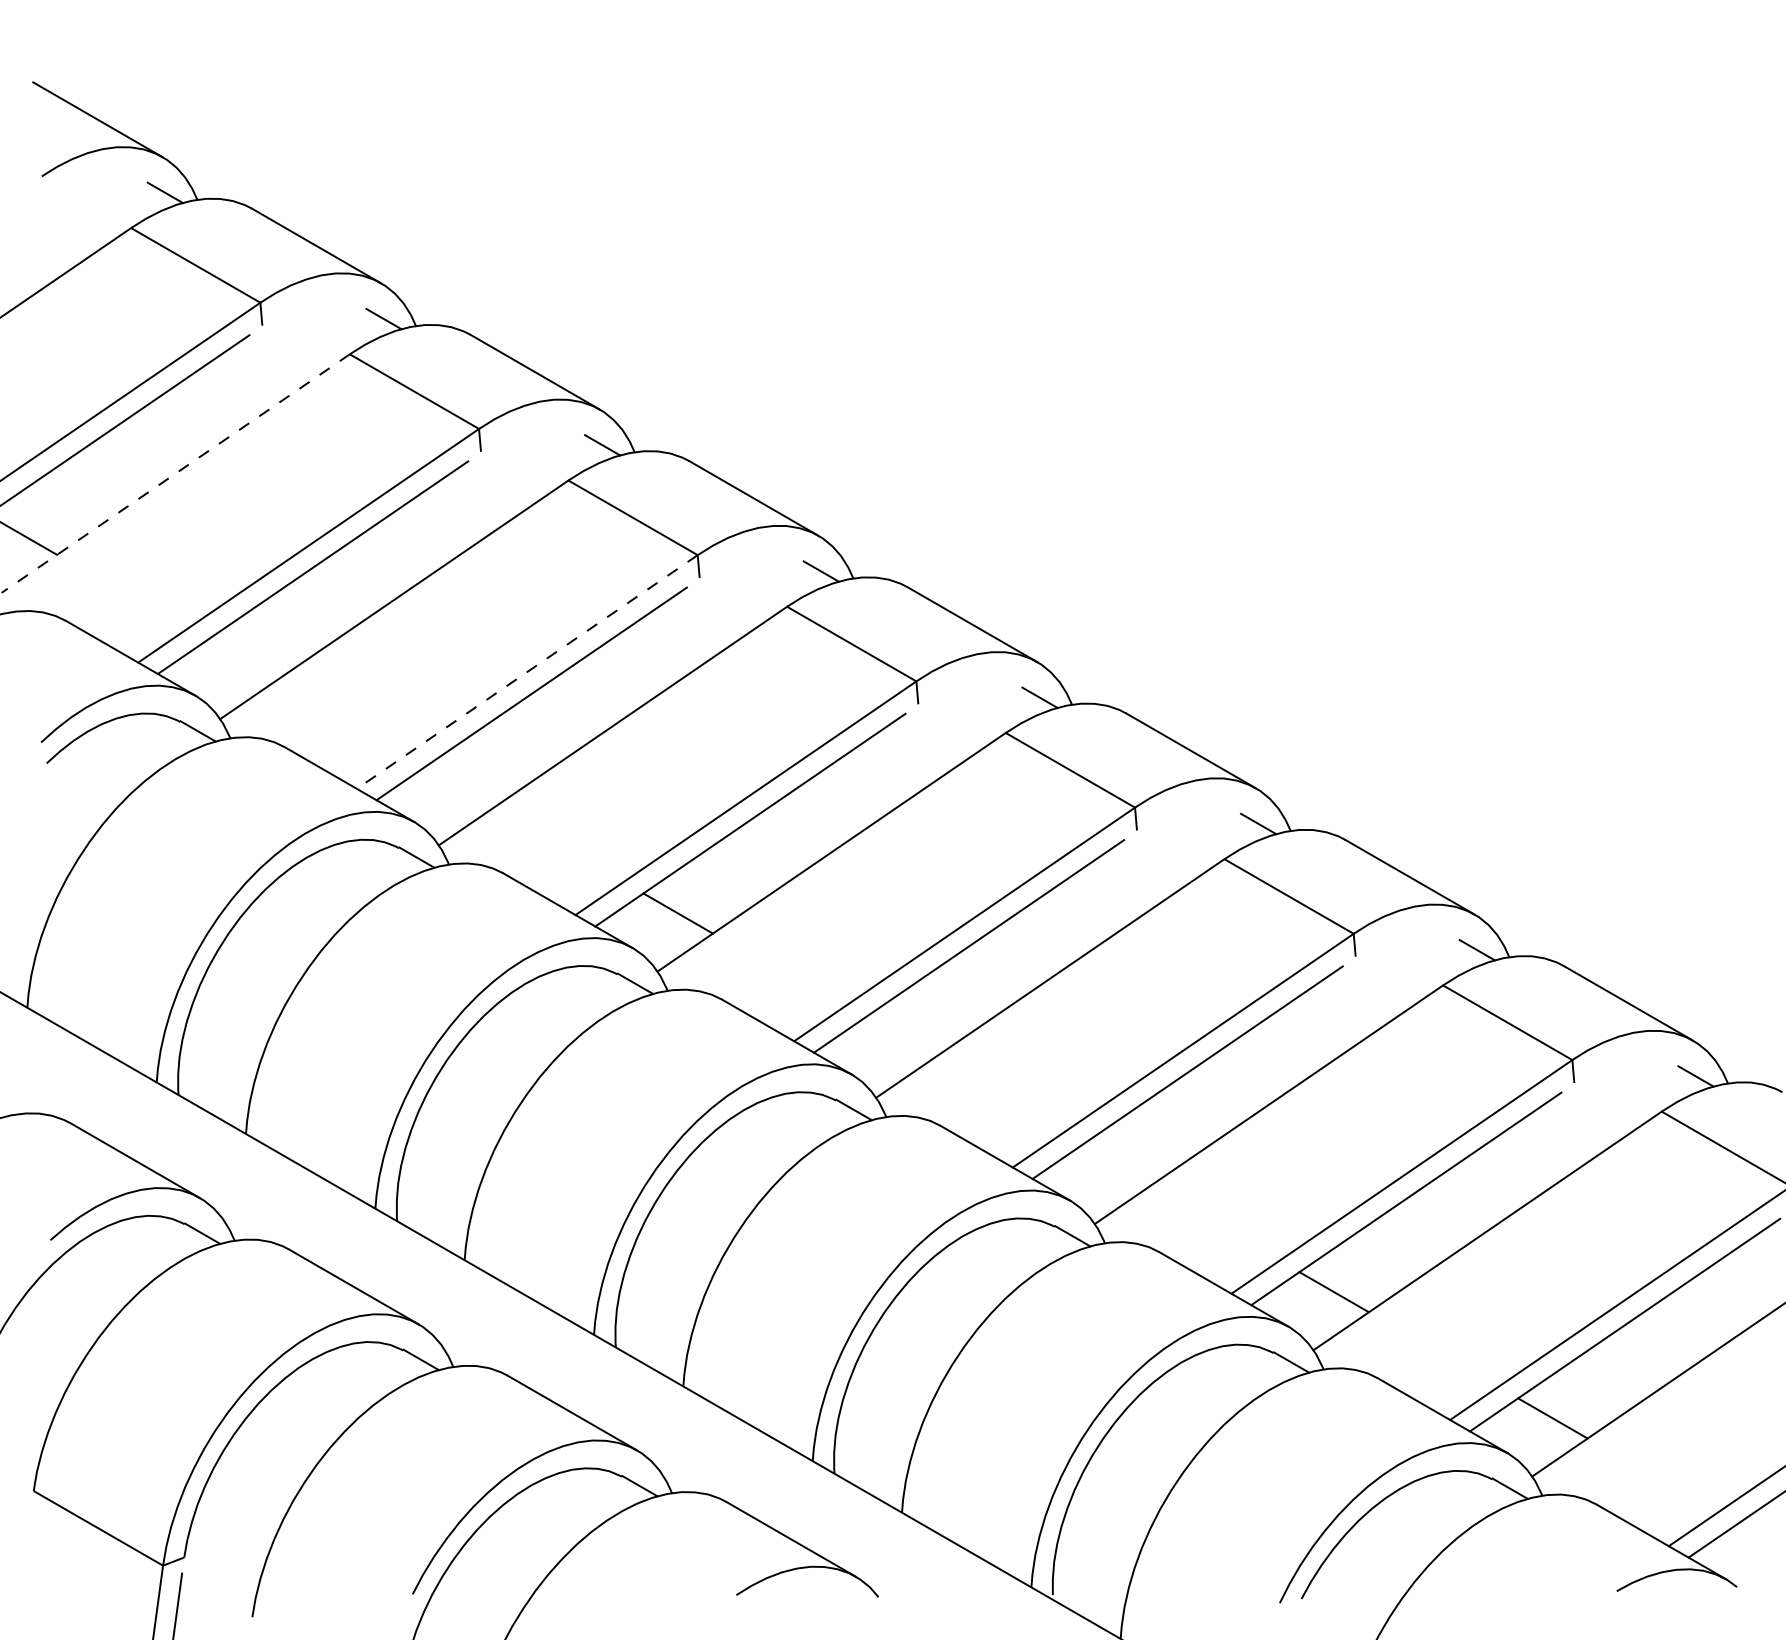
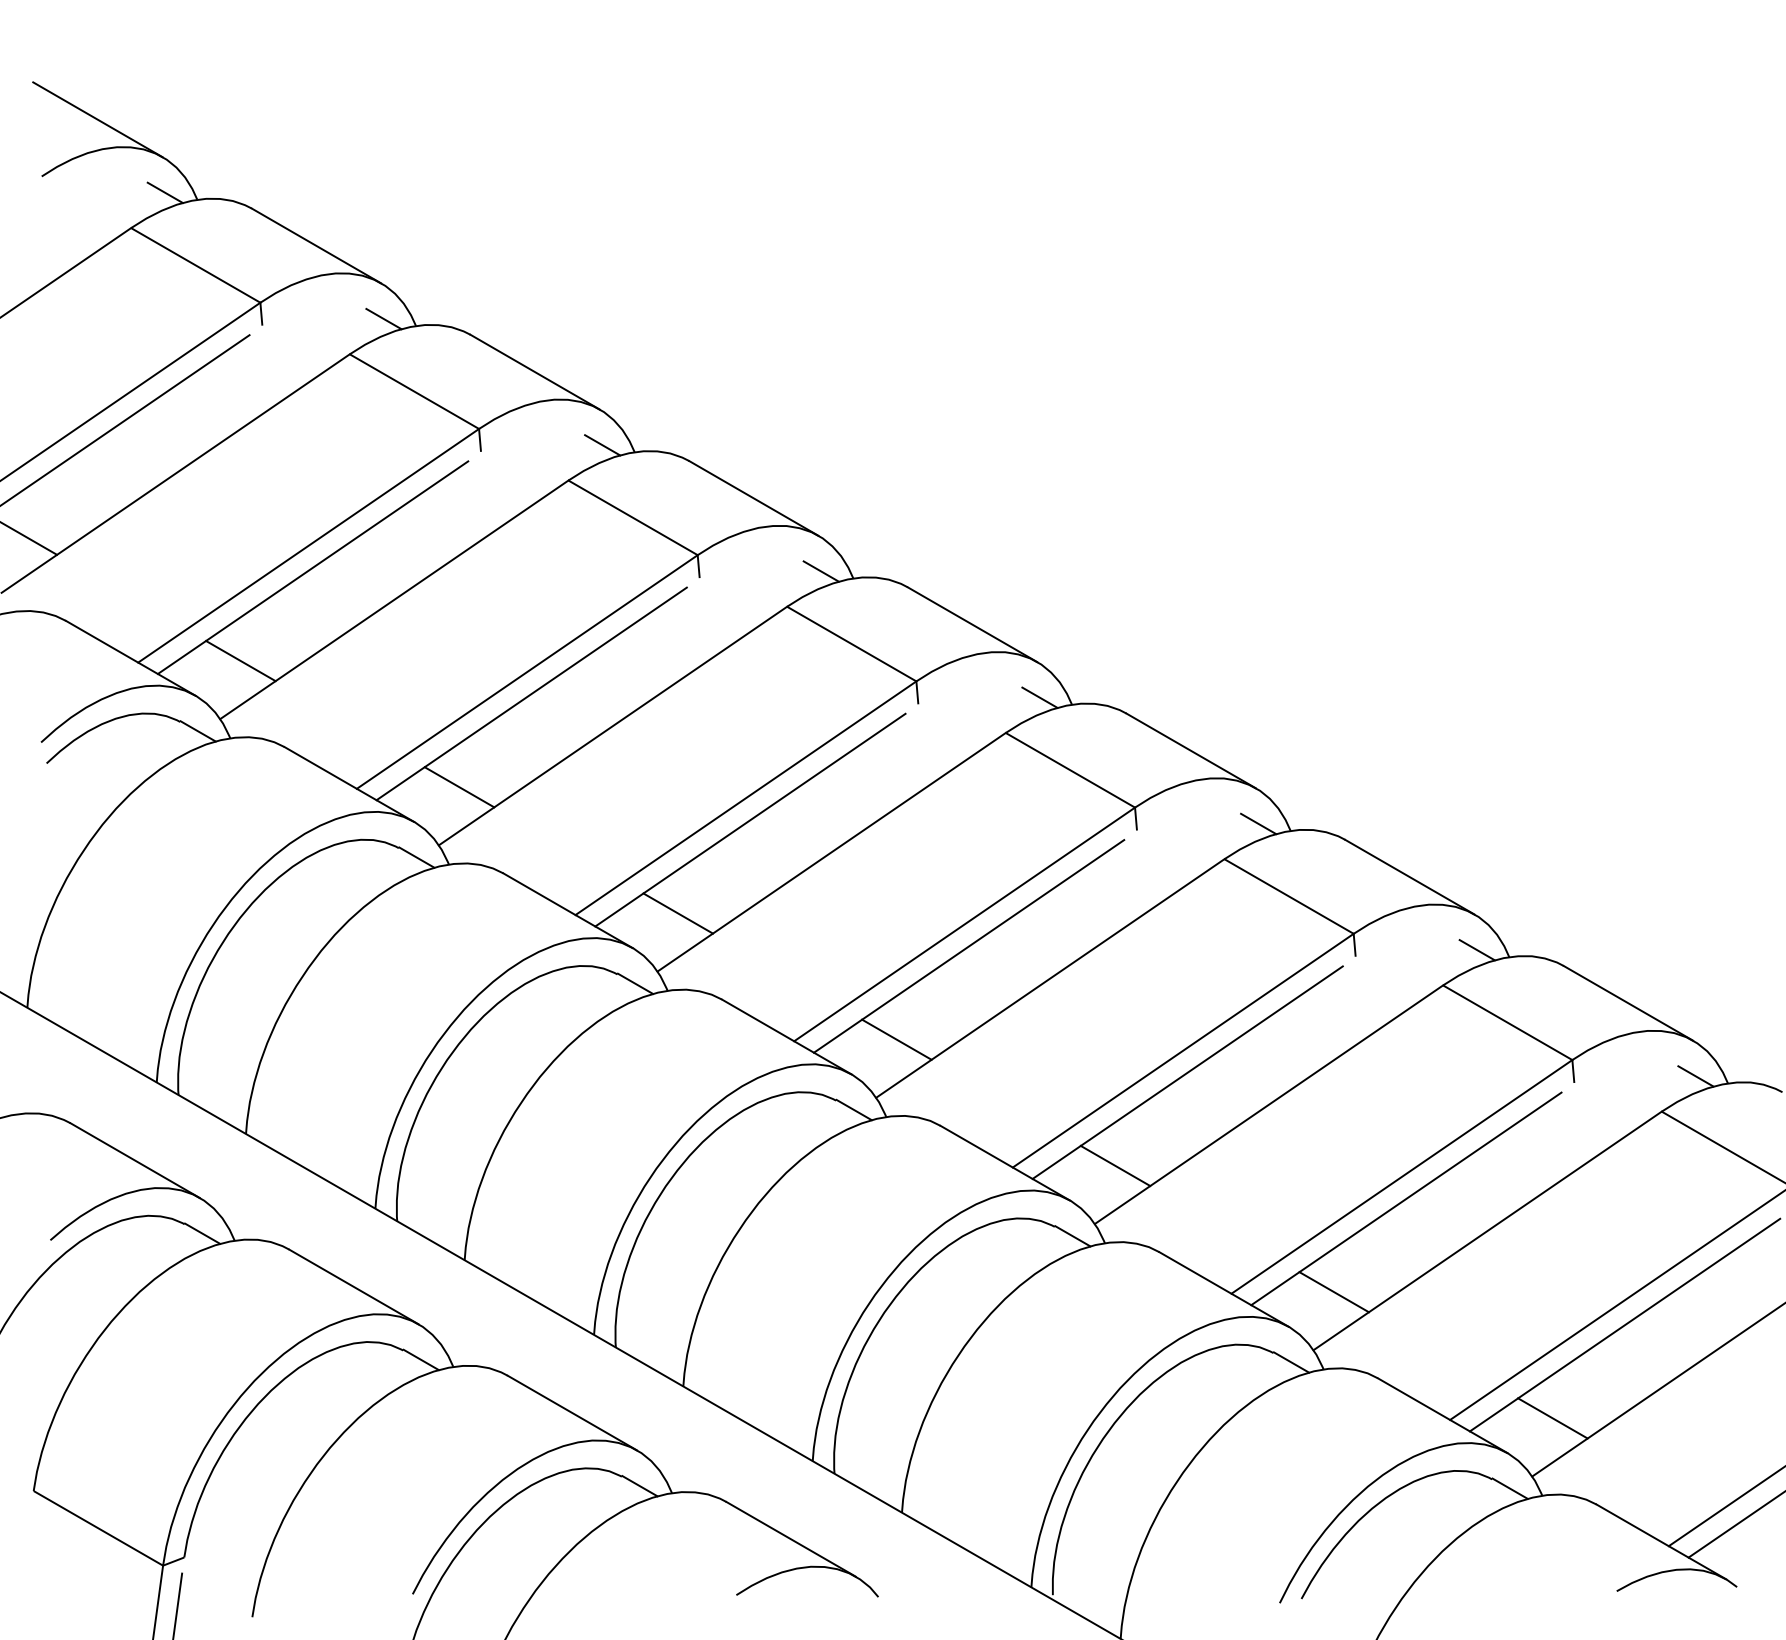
line: dashed -> solid (175, 473)
line: none -> present (240, 661)
line: dashed -> solid (527, 672)
line: none -> present (459, 787)
line: none -> present (896, 1039)
line: none -> present (1115, 1165)
